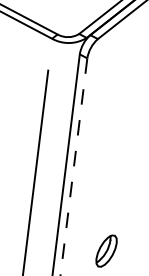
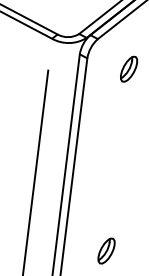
part: none -> present (129, 68)
line: dashed -> solid (73, 167)
part size: 23x34 px -> 19x28 px (106, 250)
